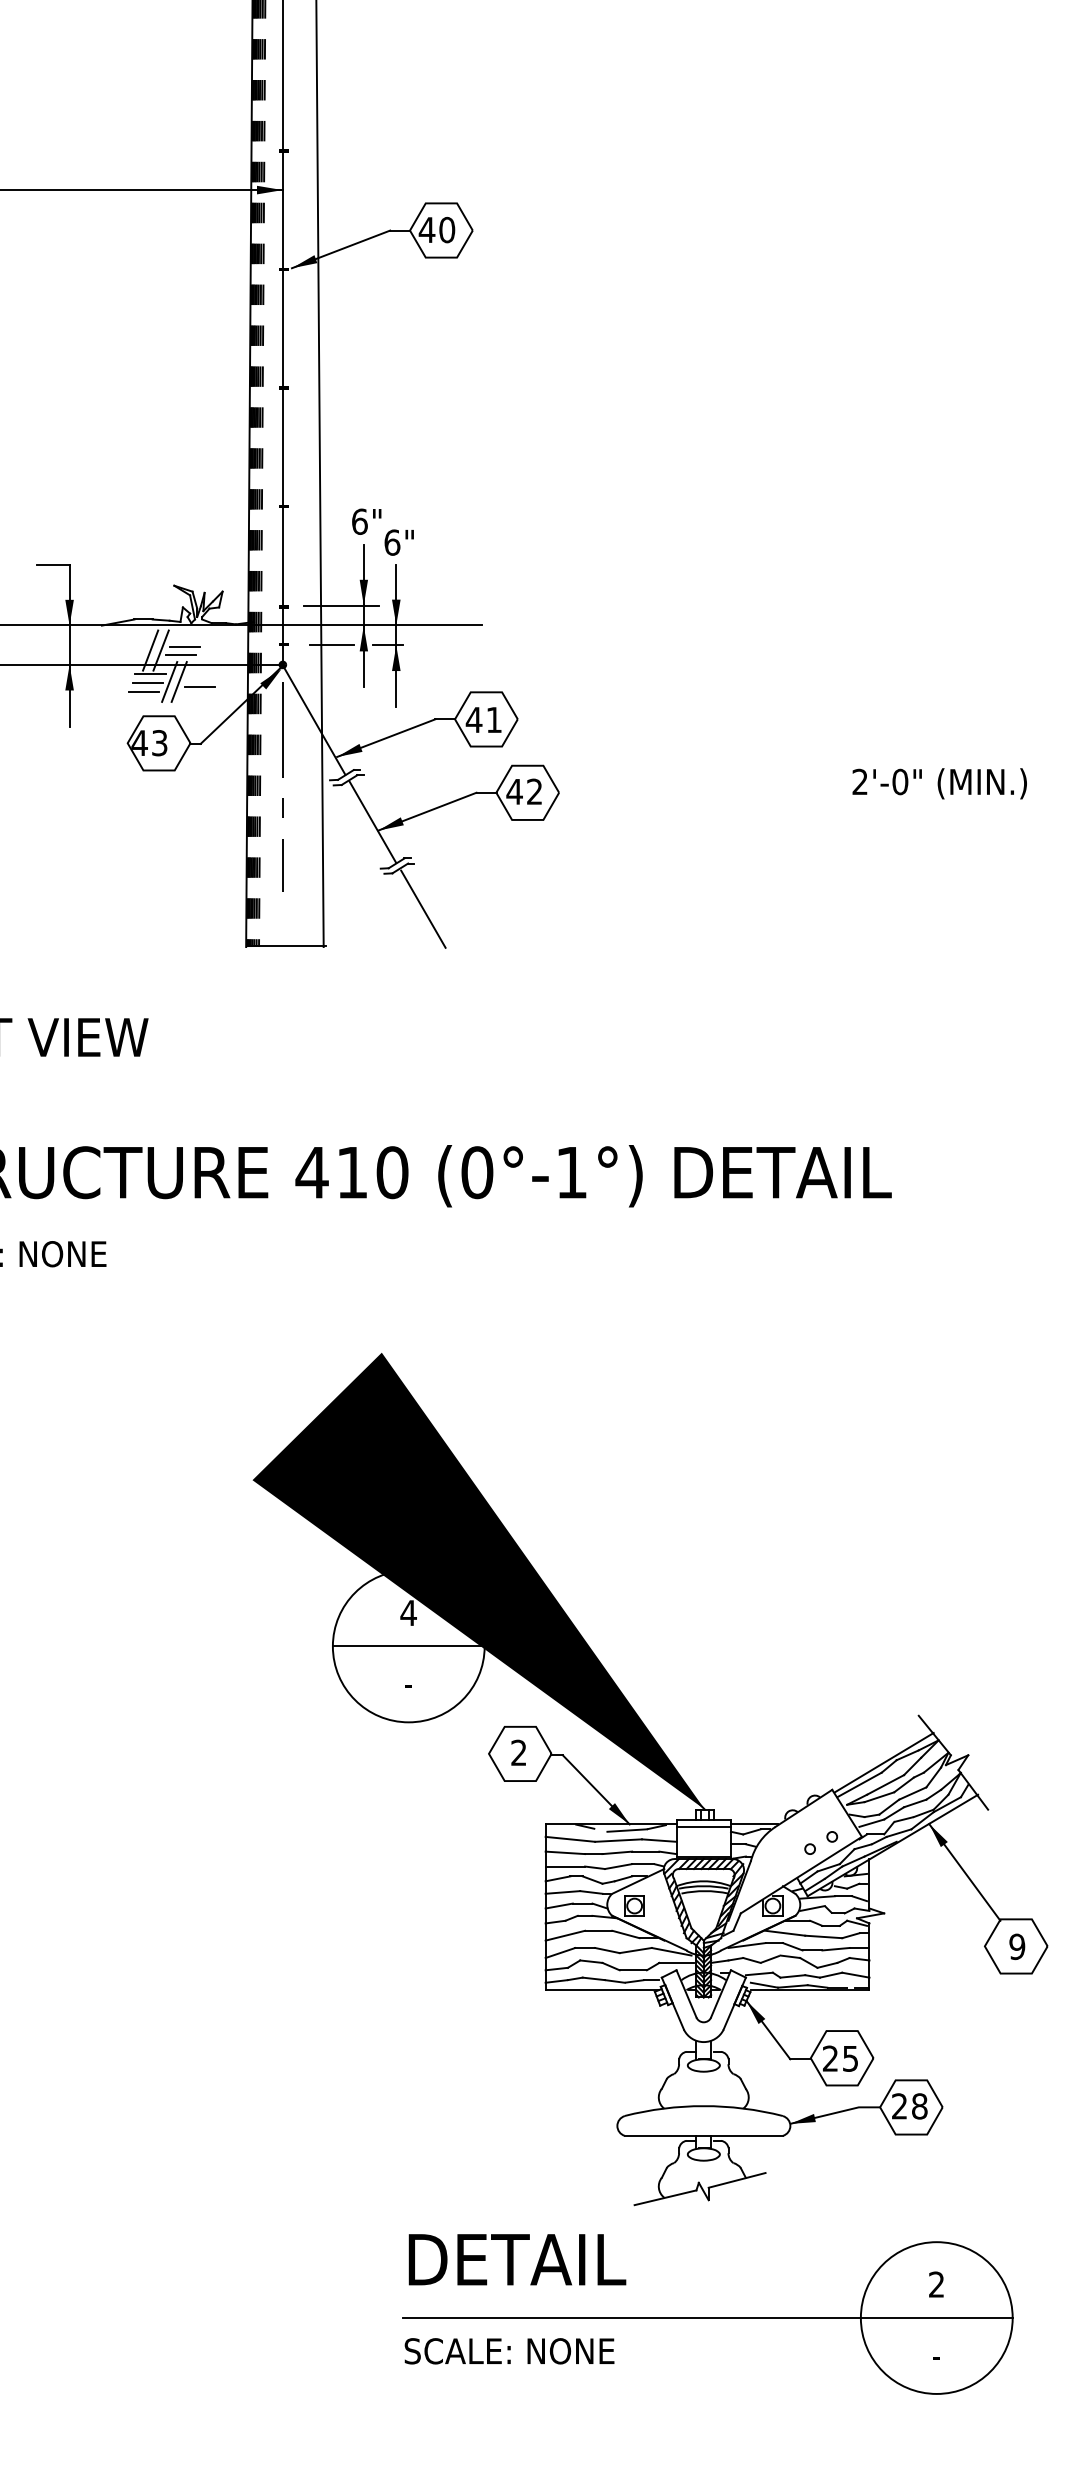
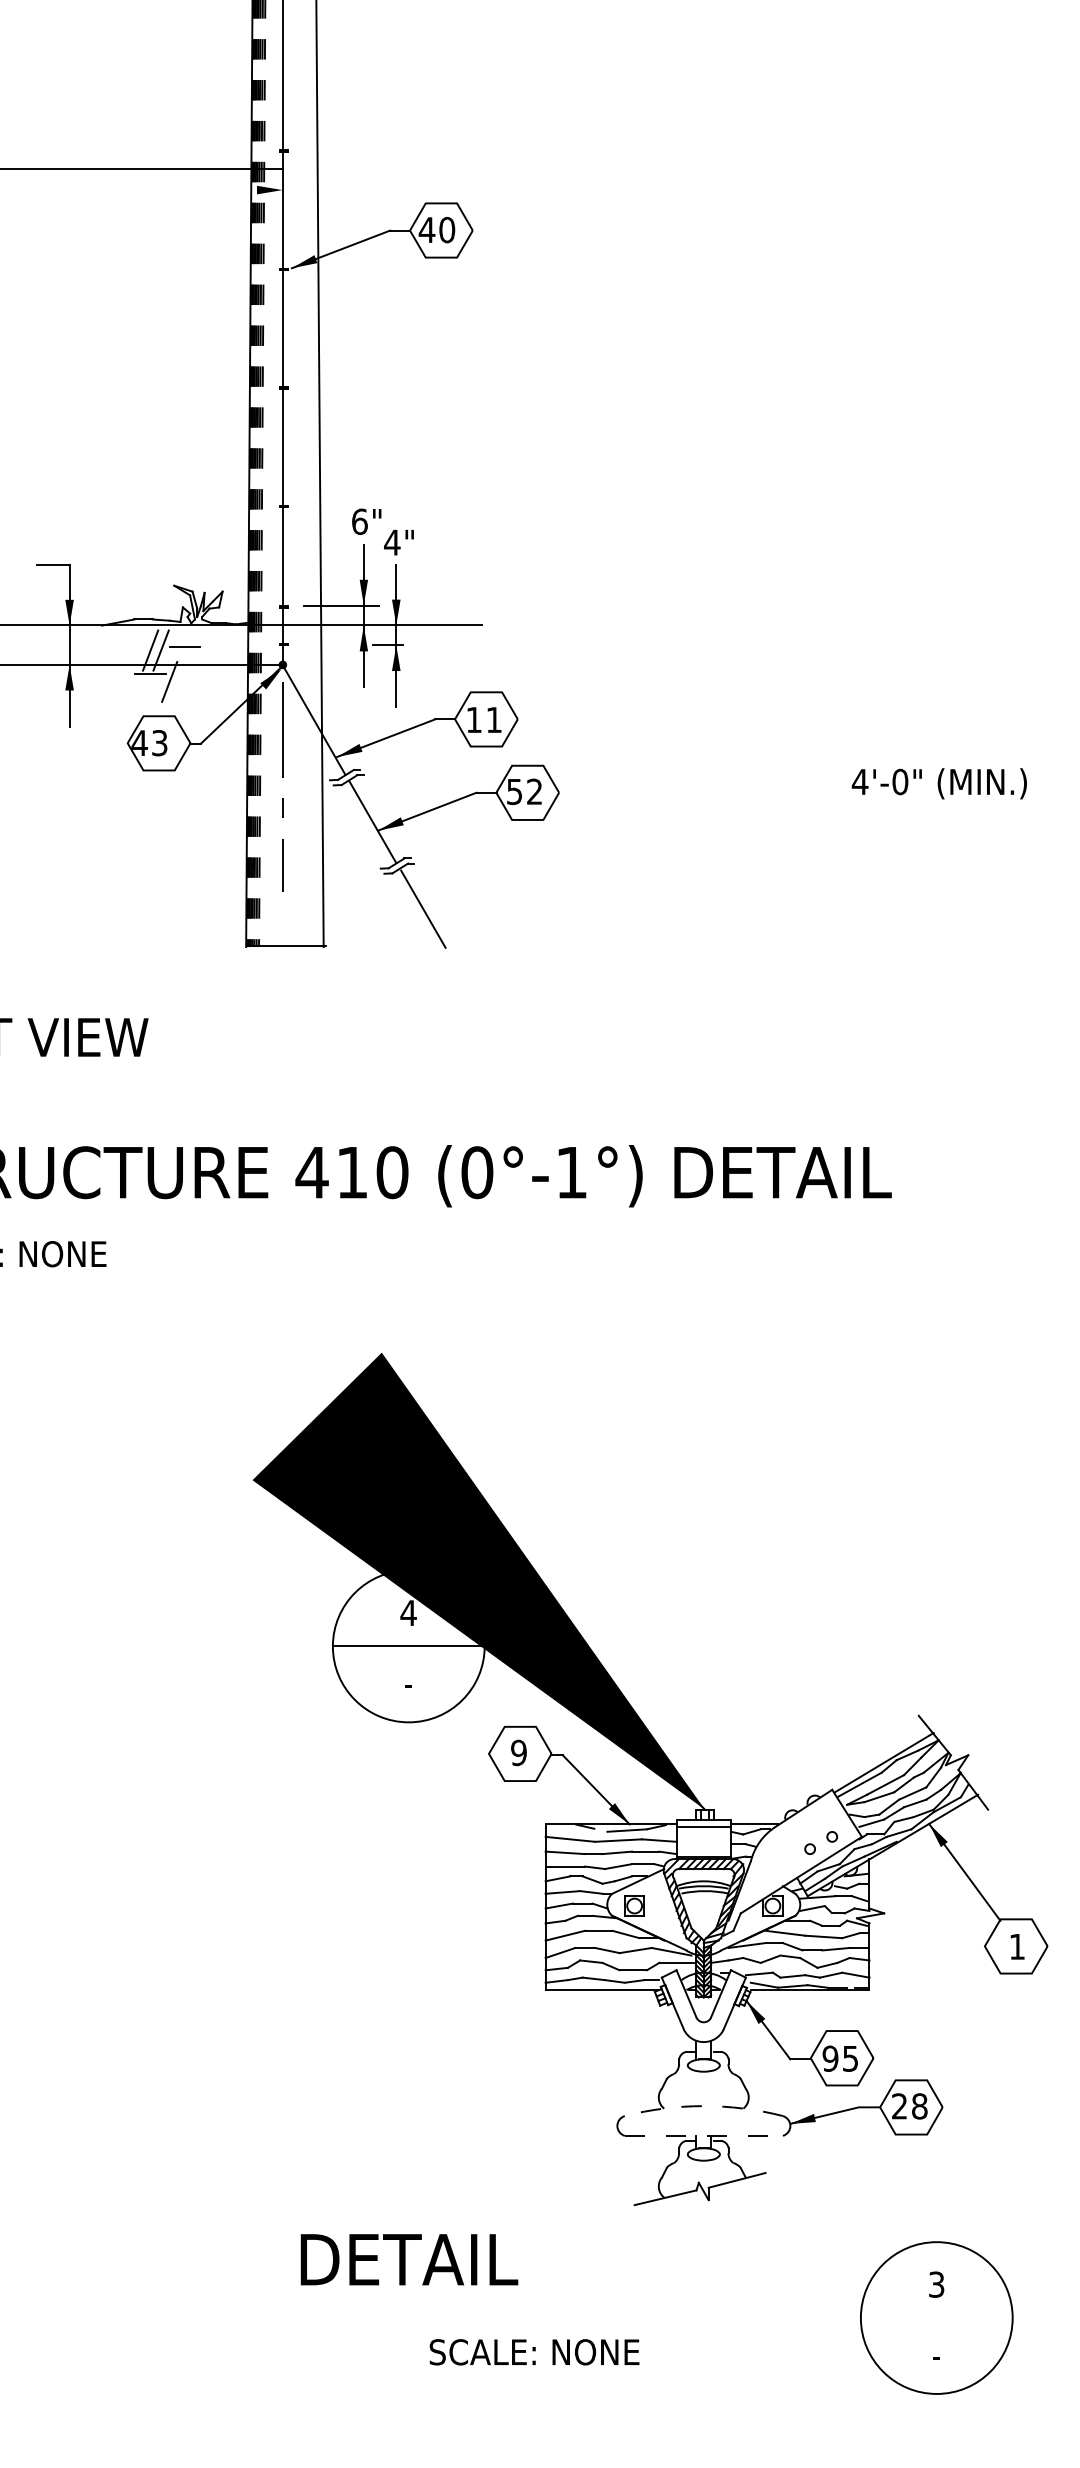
line position: (142, 190) -> (142, 169) (142, 169)
text: 6" -> 4" (392, 542)
line: present -> none (332, 645)
line: present -> none (180, 655)
line: present -> none (178, 681)
line: present -> none (147, 682)
line: present -> none (199, 686)
line: present -> none (143, 691)
text: 41 -> 11 (473, 719)
text: 2'-0" -> 4'-0" (859, 781)
text: 42 -> 52 (514, 792)
text: 2 -> 9 (518, 1752)
text: 9 -> 1 (1017, 1946)
text: 25 -> 95 (830, 2058)
arc: solid -> dashed (703, 2106)
line: solid -> dashed (704, 2135)
text position: (517, 2259) -> (409, 2259) (409, 2259)
text: 2 -> 3 (936, 2284)
line: present -> none (707, 2318)
text position: (509, 2351) -> (534, 2352) (534, 2352)
